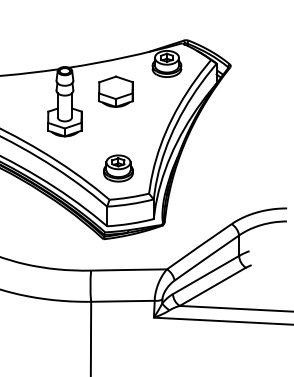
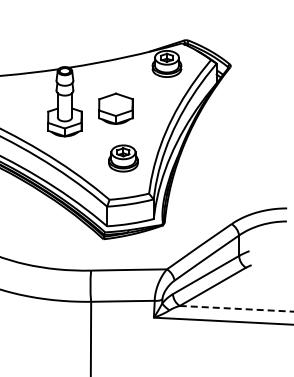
part position: (115, 91) -> (115, 108) (115, 108)
part position: (118, 168) -> (123, 158) (123, 158)
line: solid -> dashed (236, 308)
